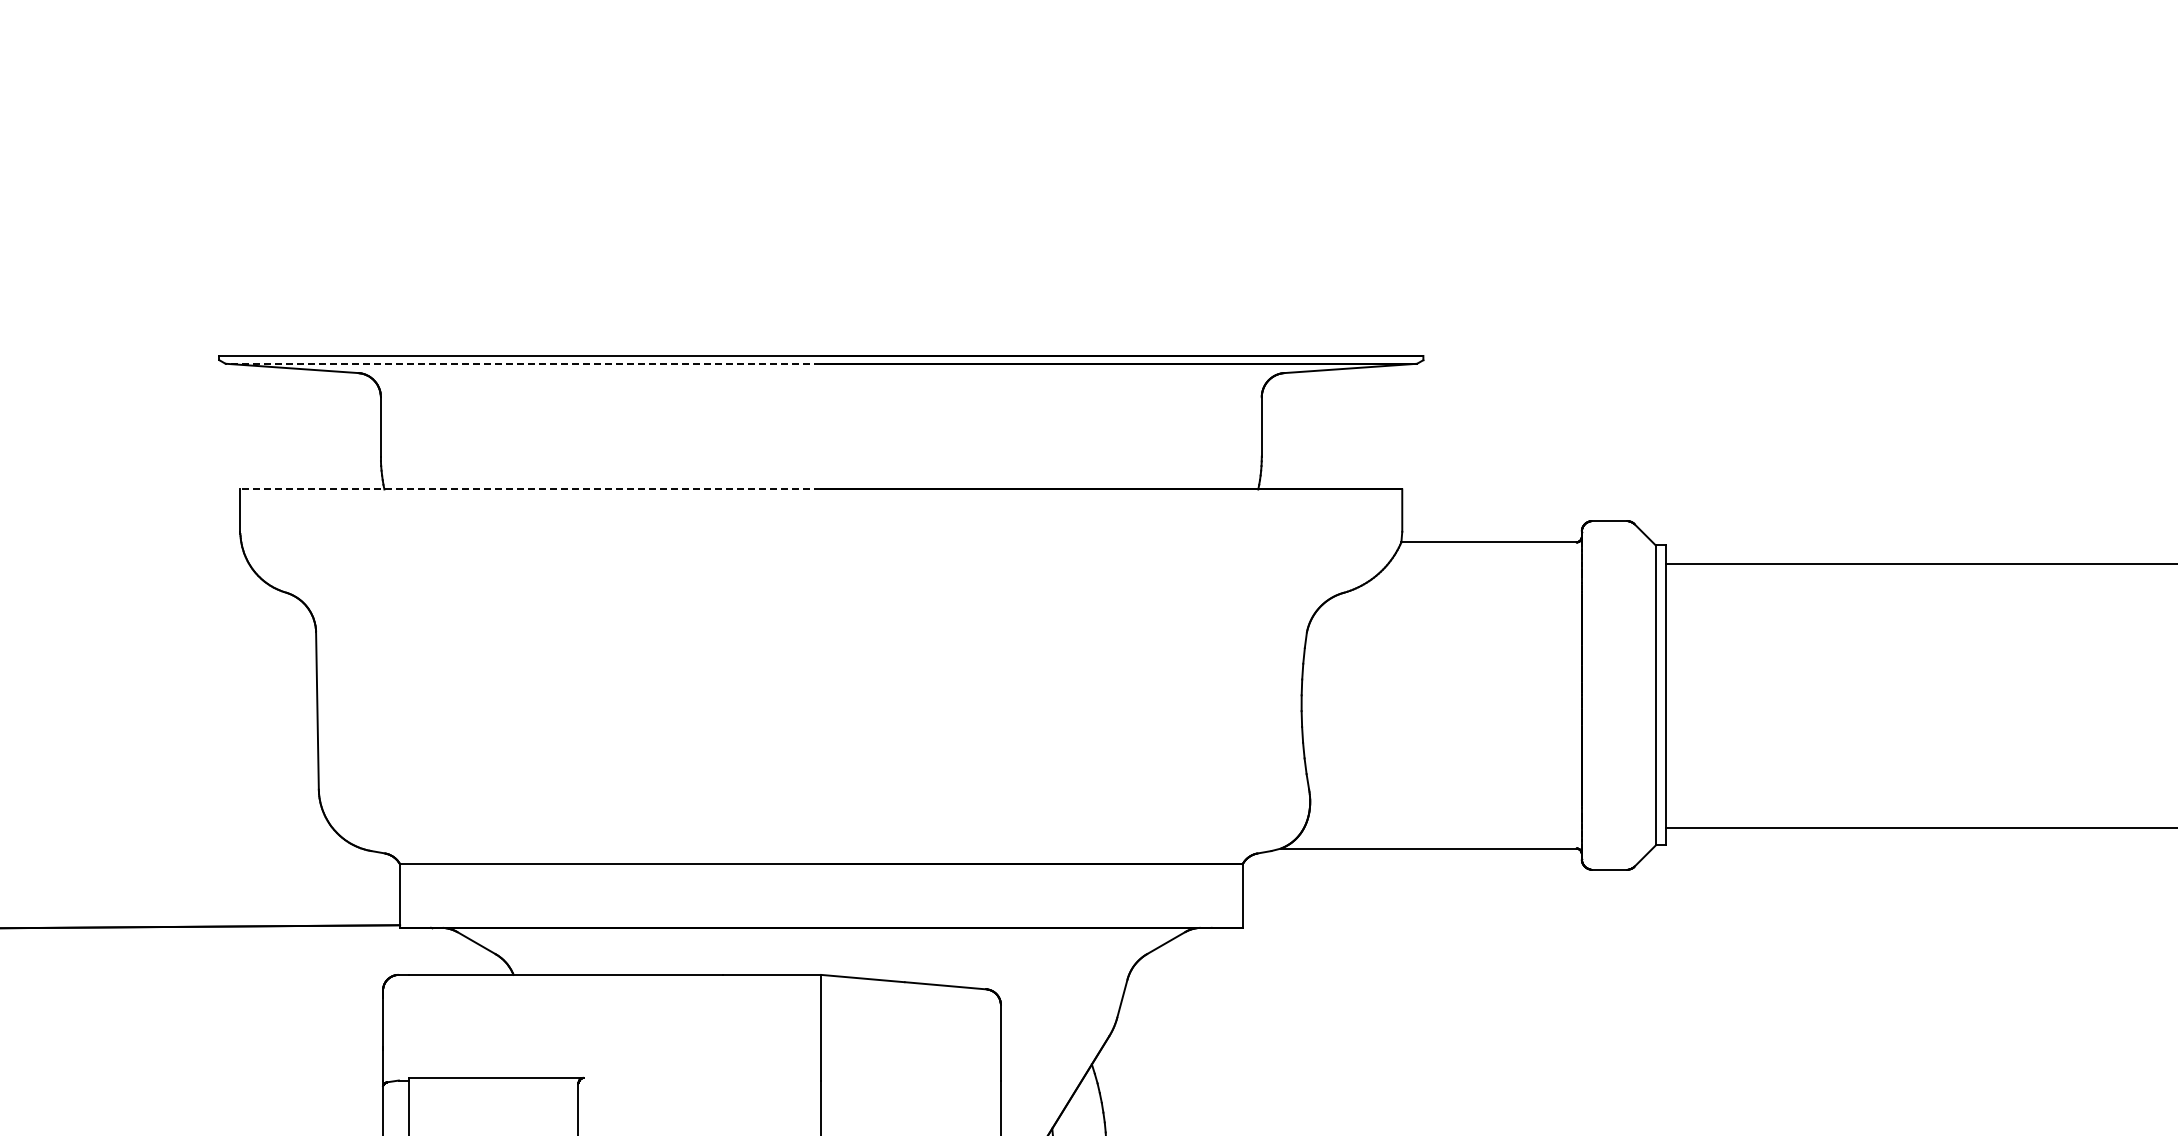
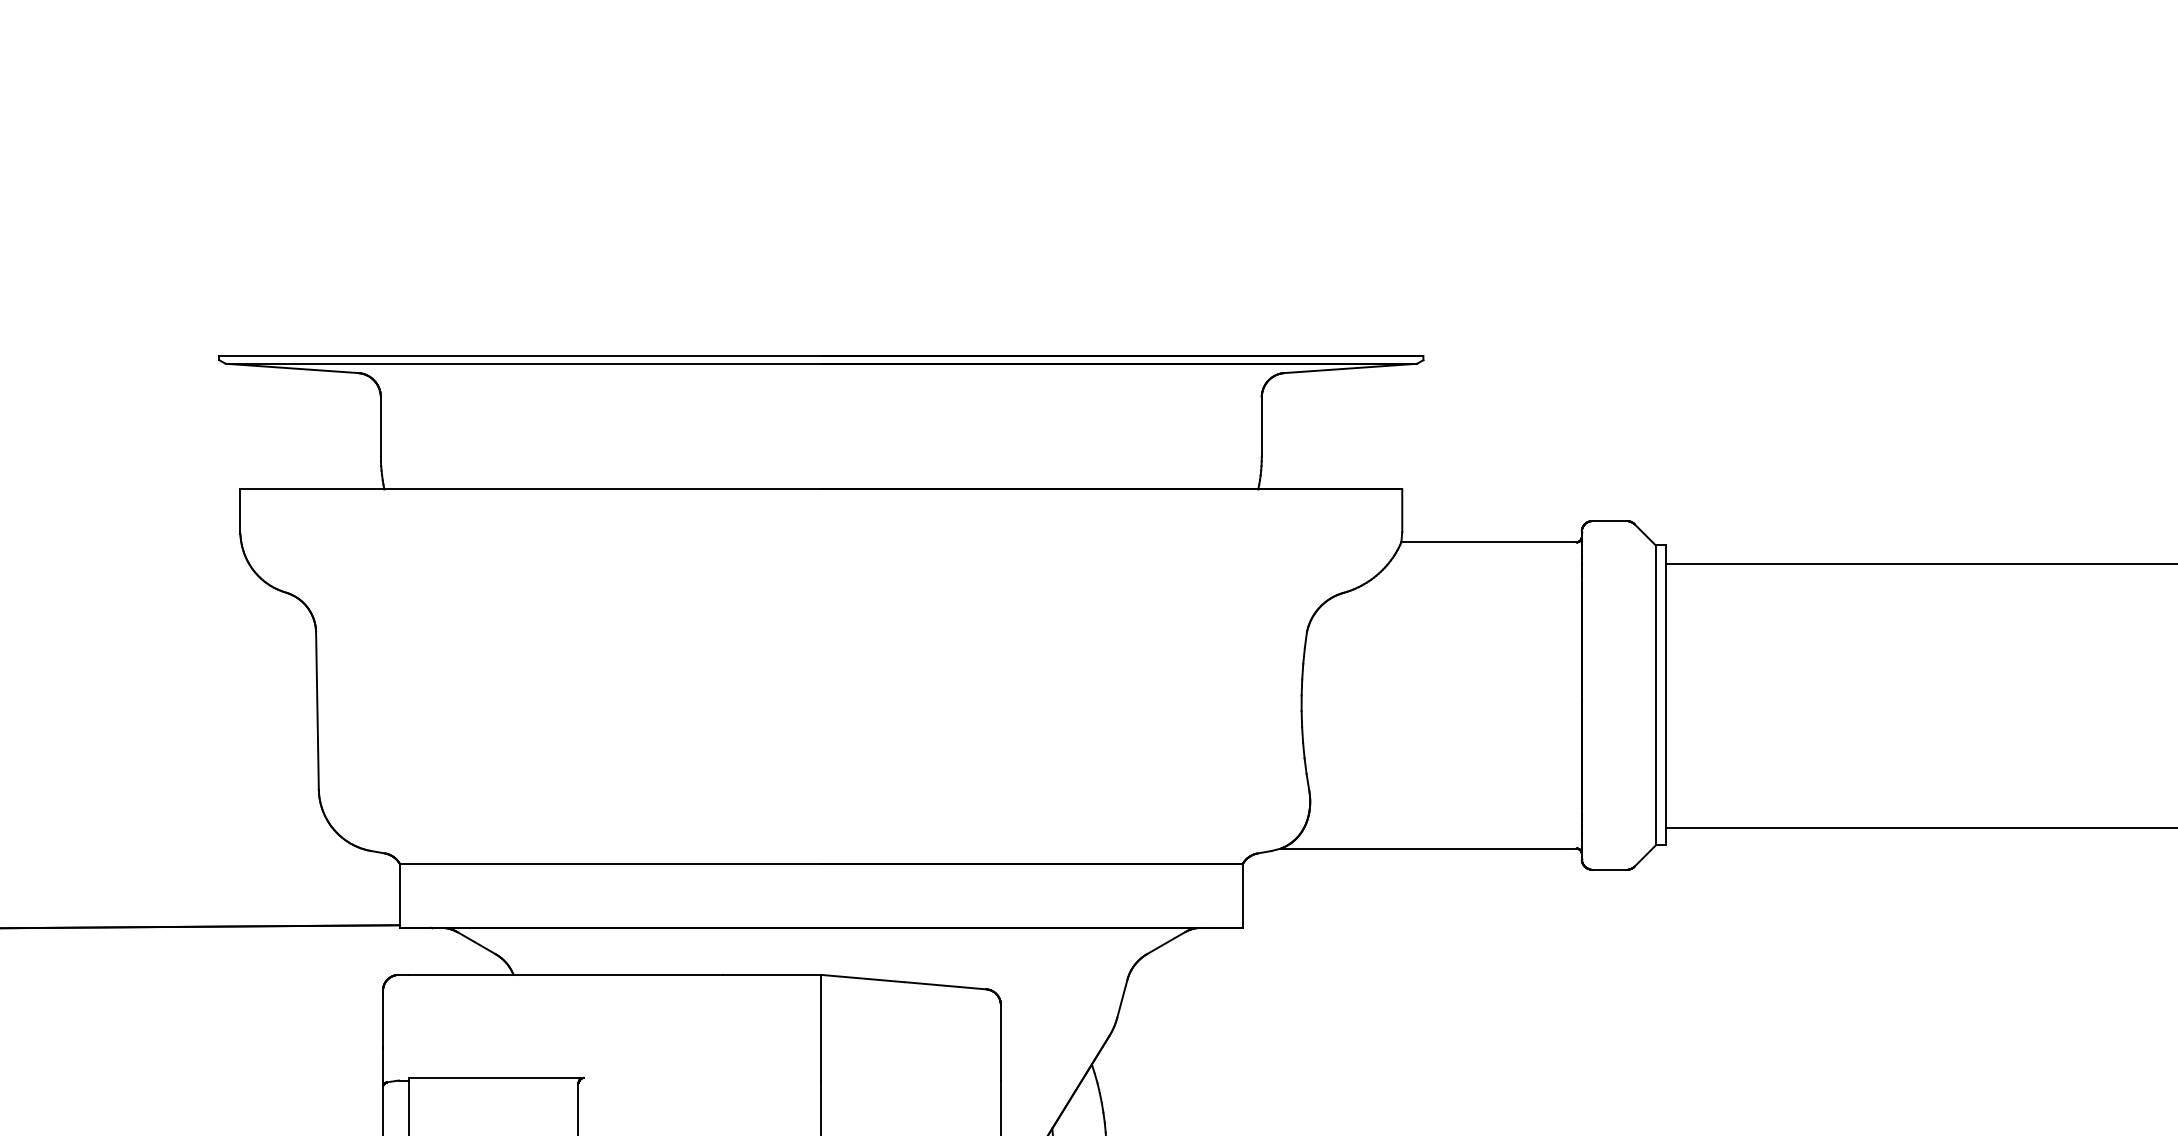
line: dashed -> solid (523, 363)
line: dashed -> solid (530, 489)
